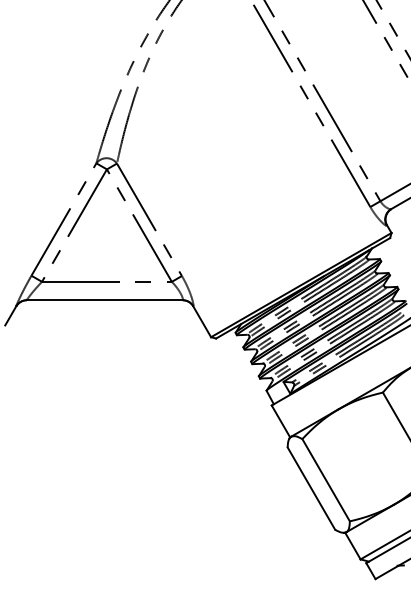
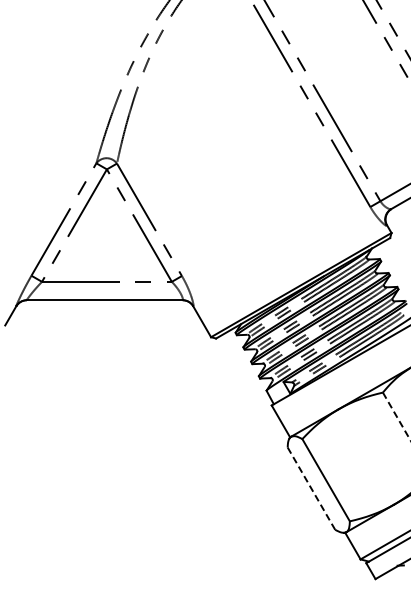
line: solid -> dashed (396, 416)
line: solid -> dashed (311, 489)
